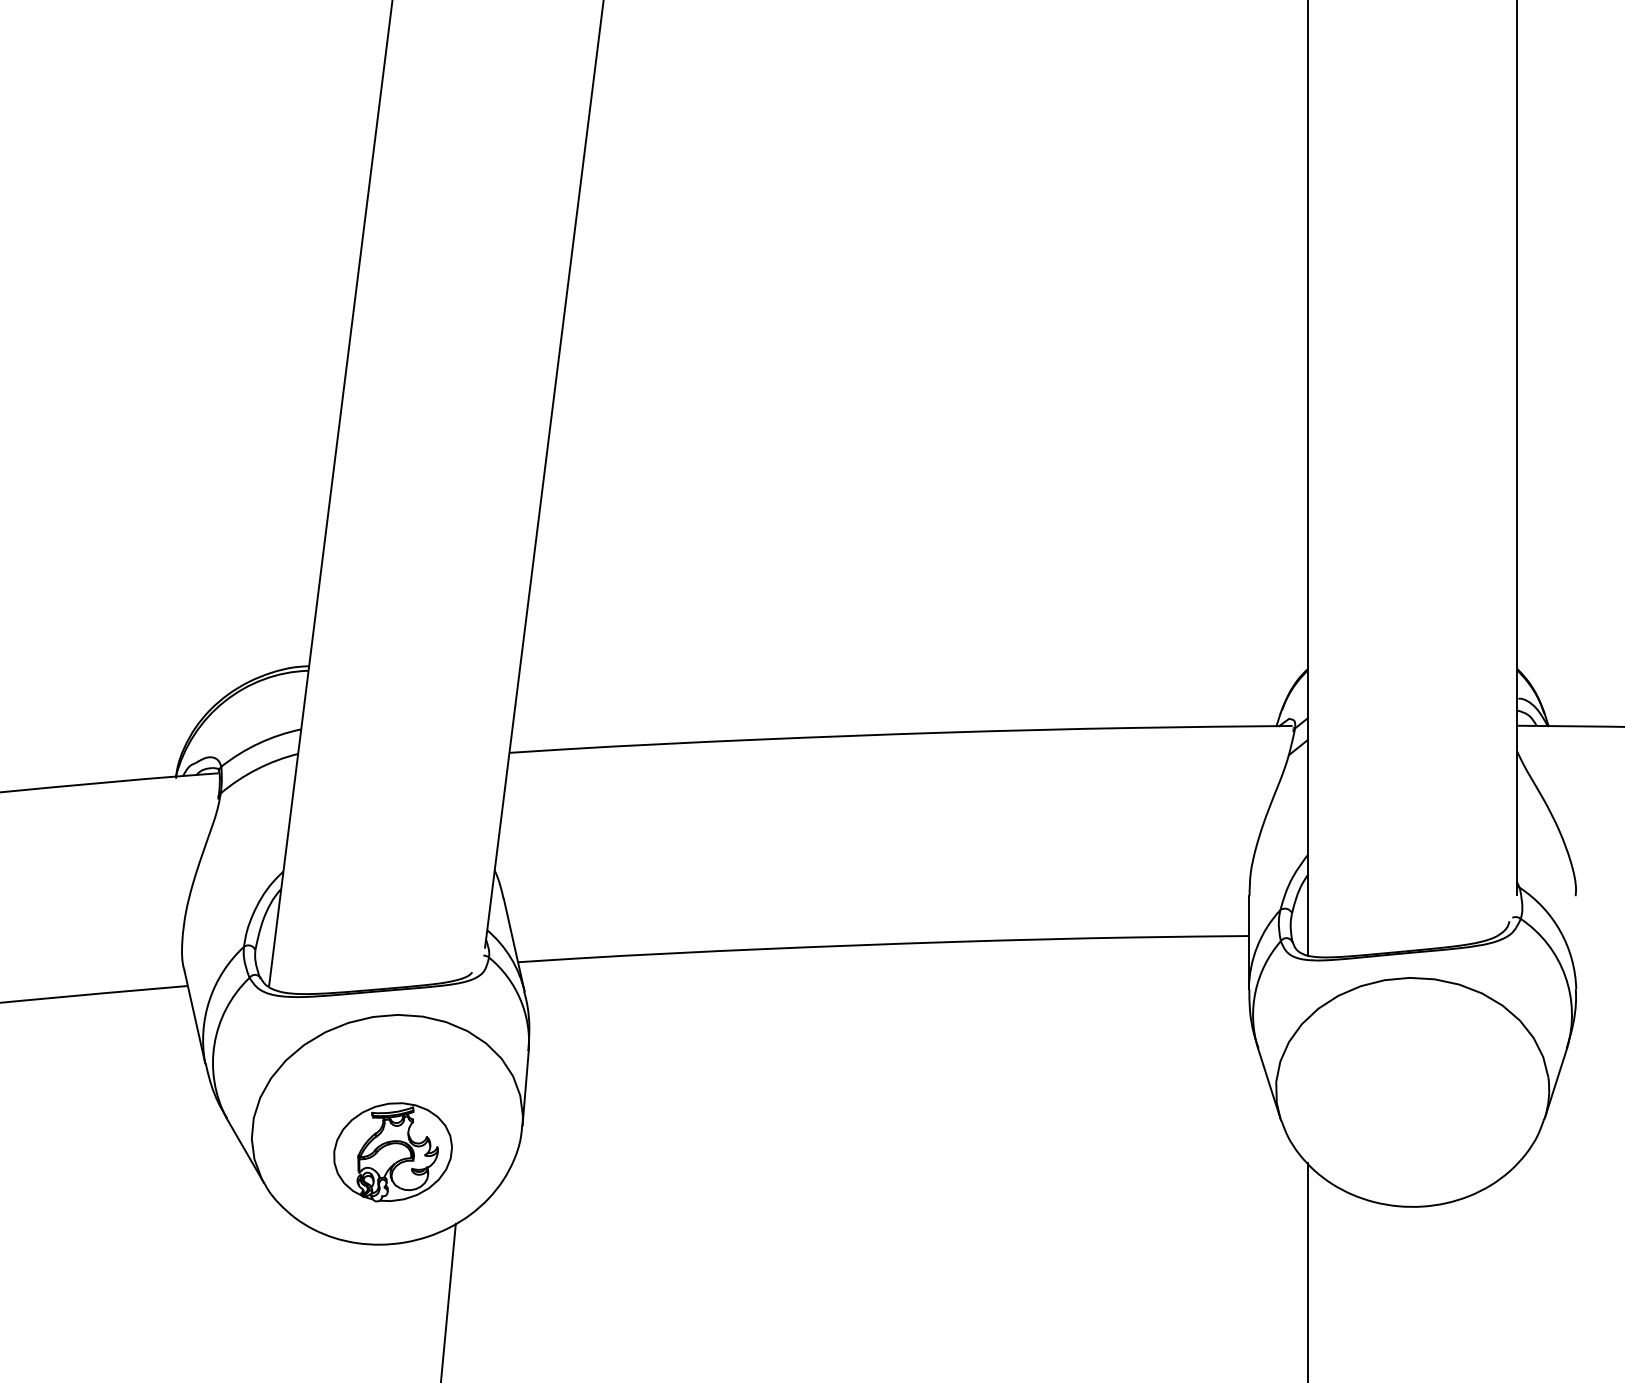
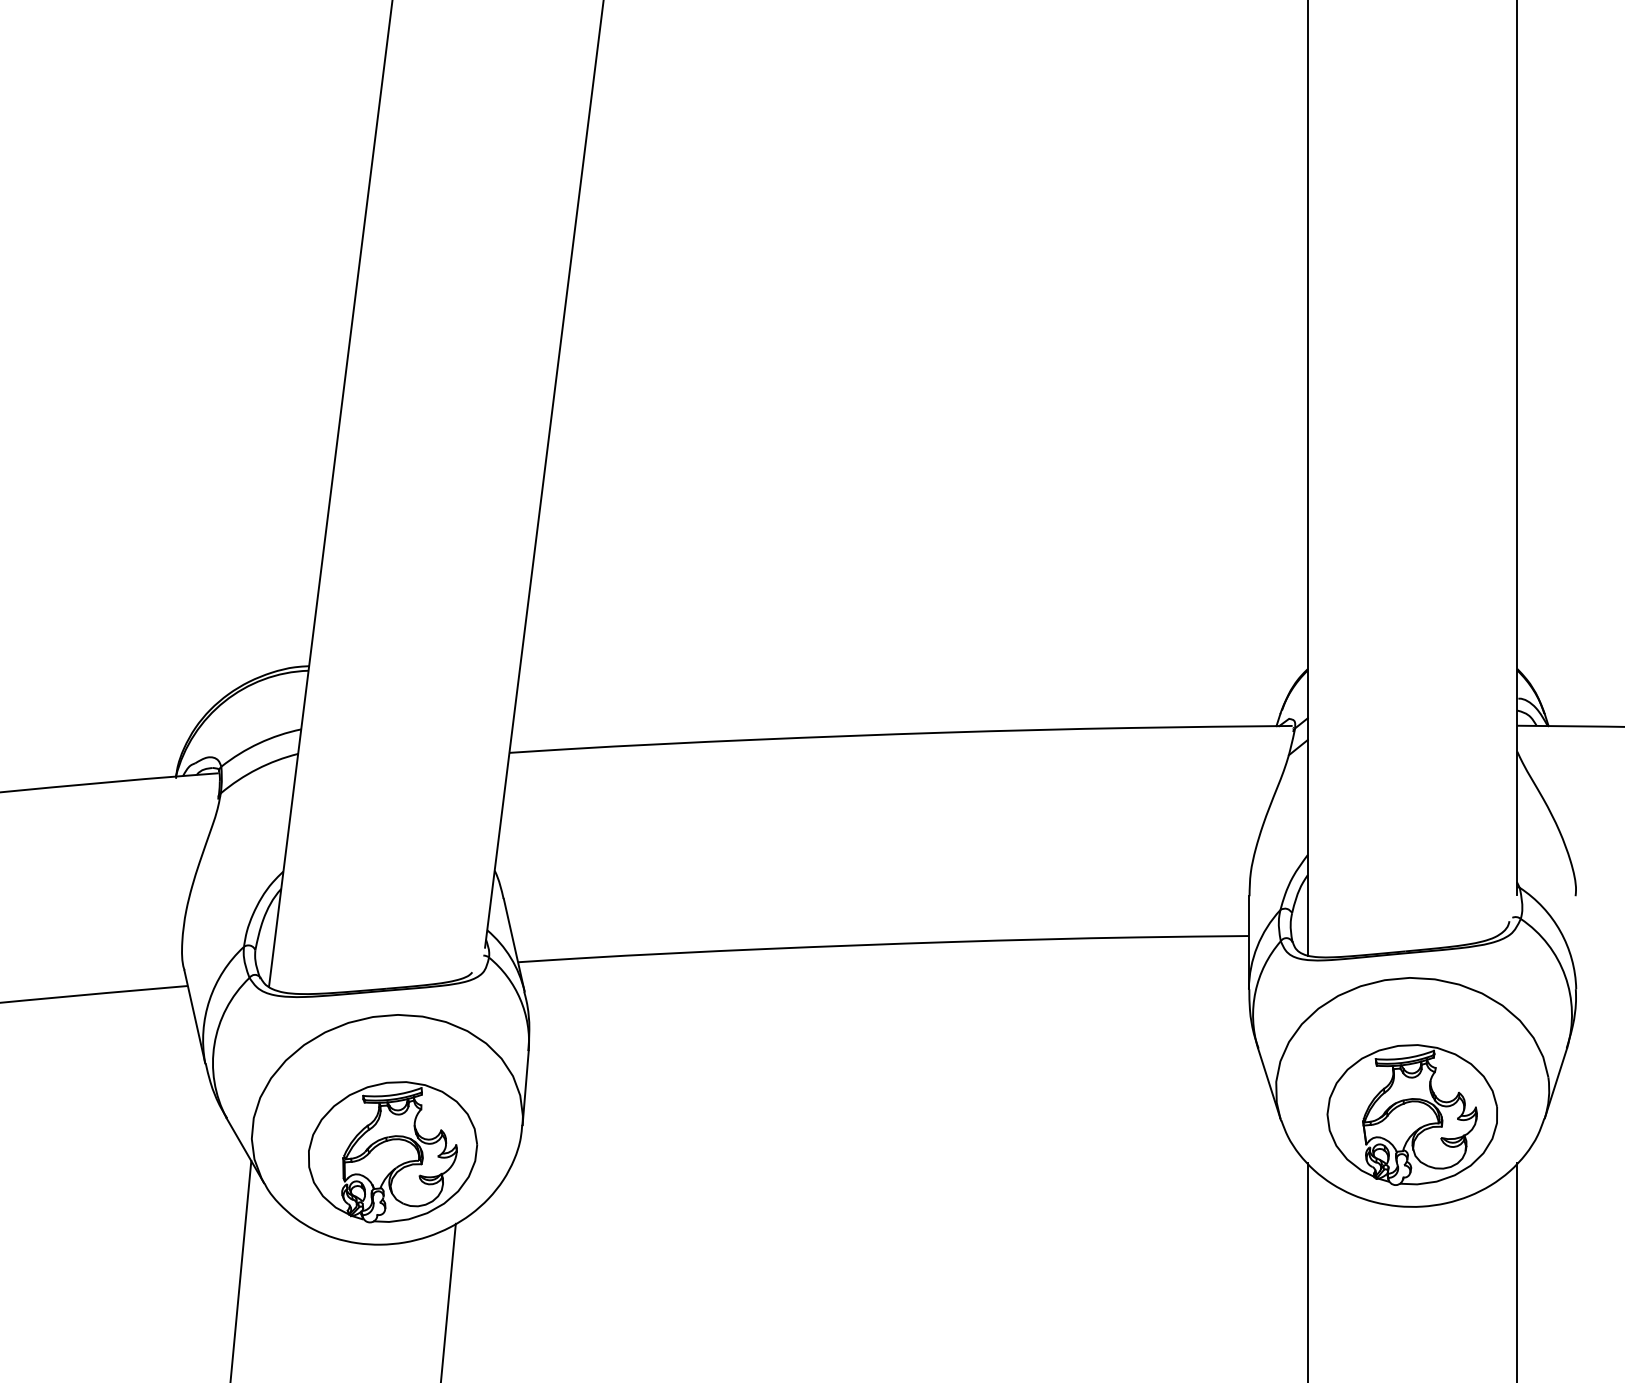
part: none -> present (1411, 1114)
part size: 120x101 px -> 171x143 px (393, 1152)
line: none -> present (240, 1270)
line: none -> present (1517, 1271)
